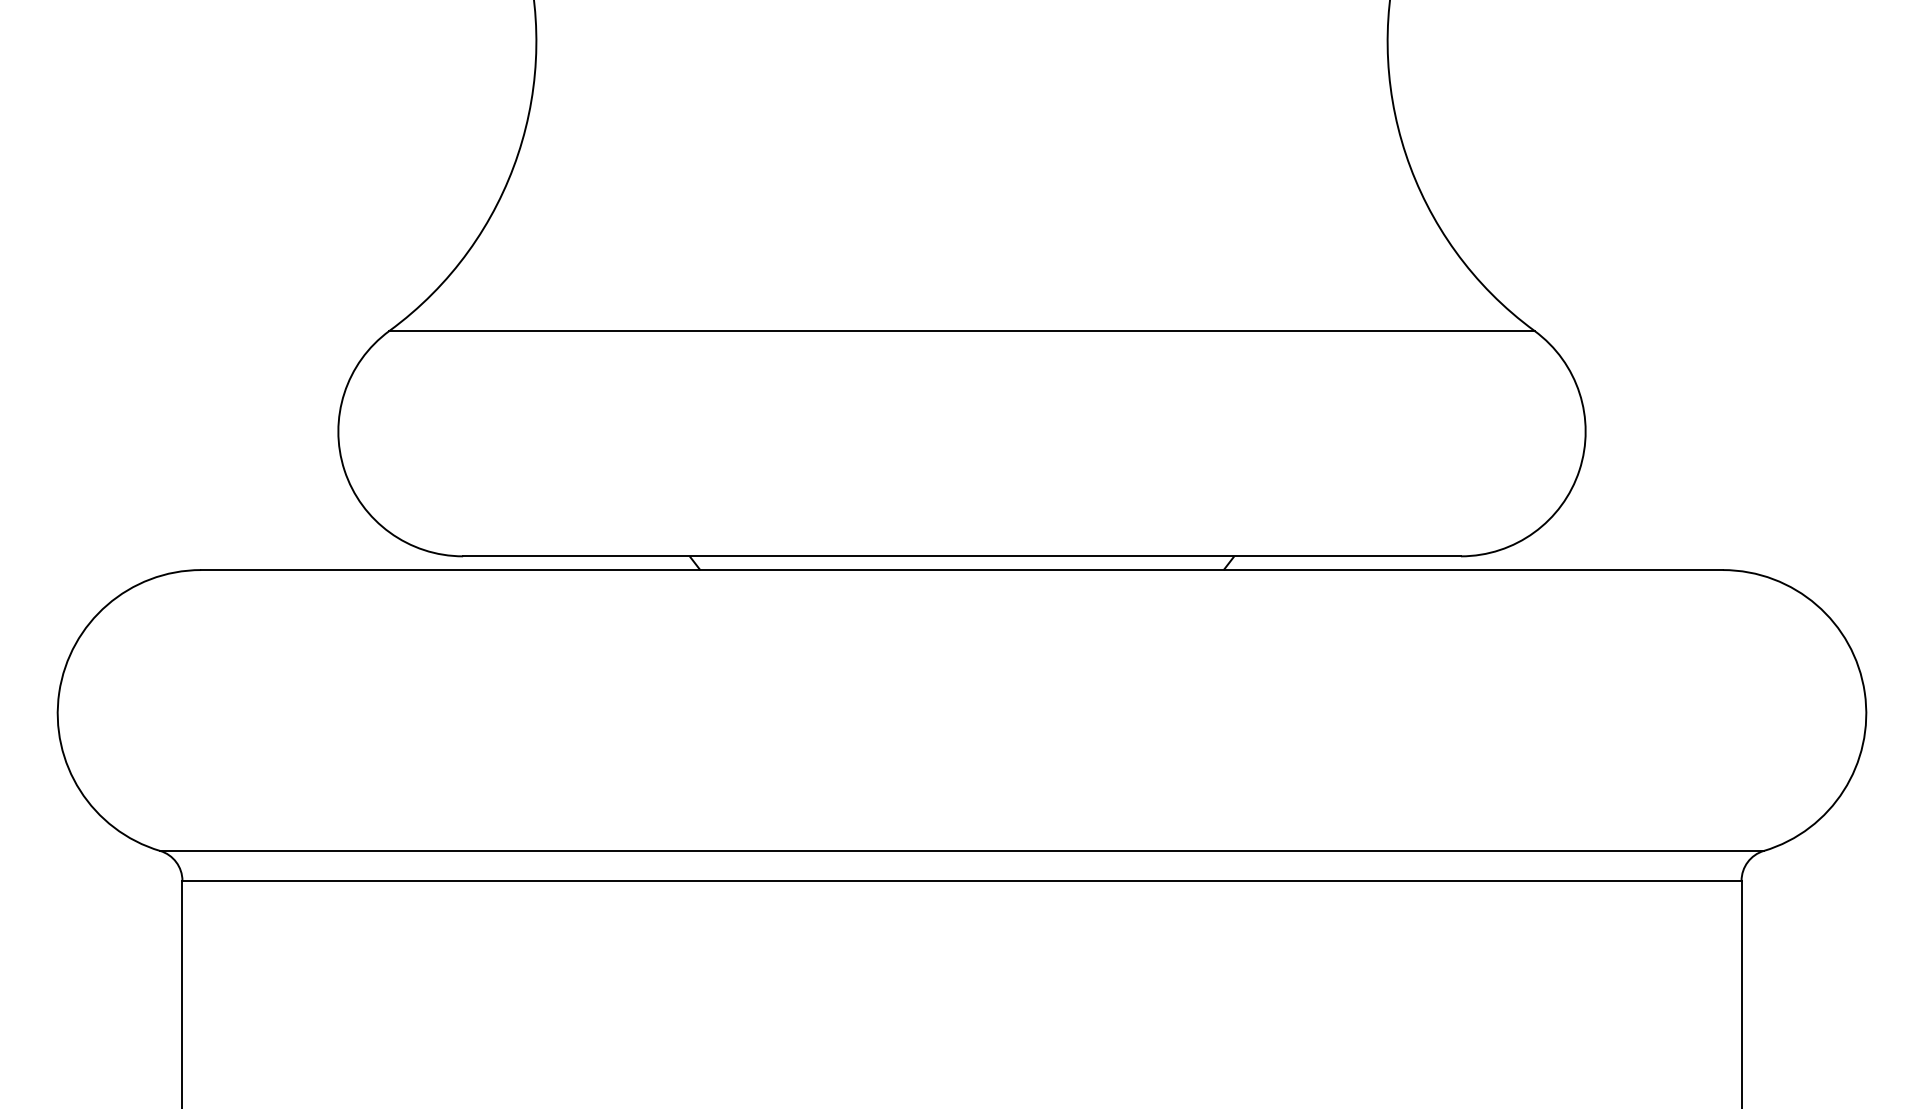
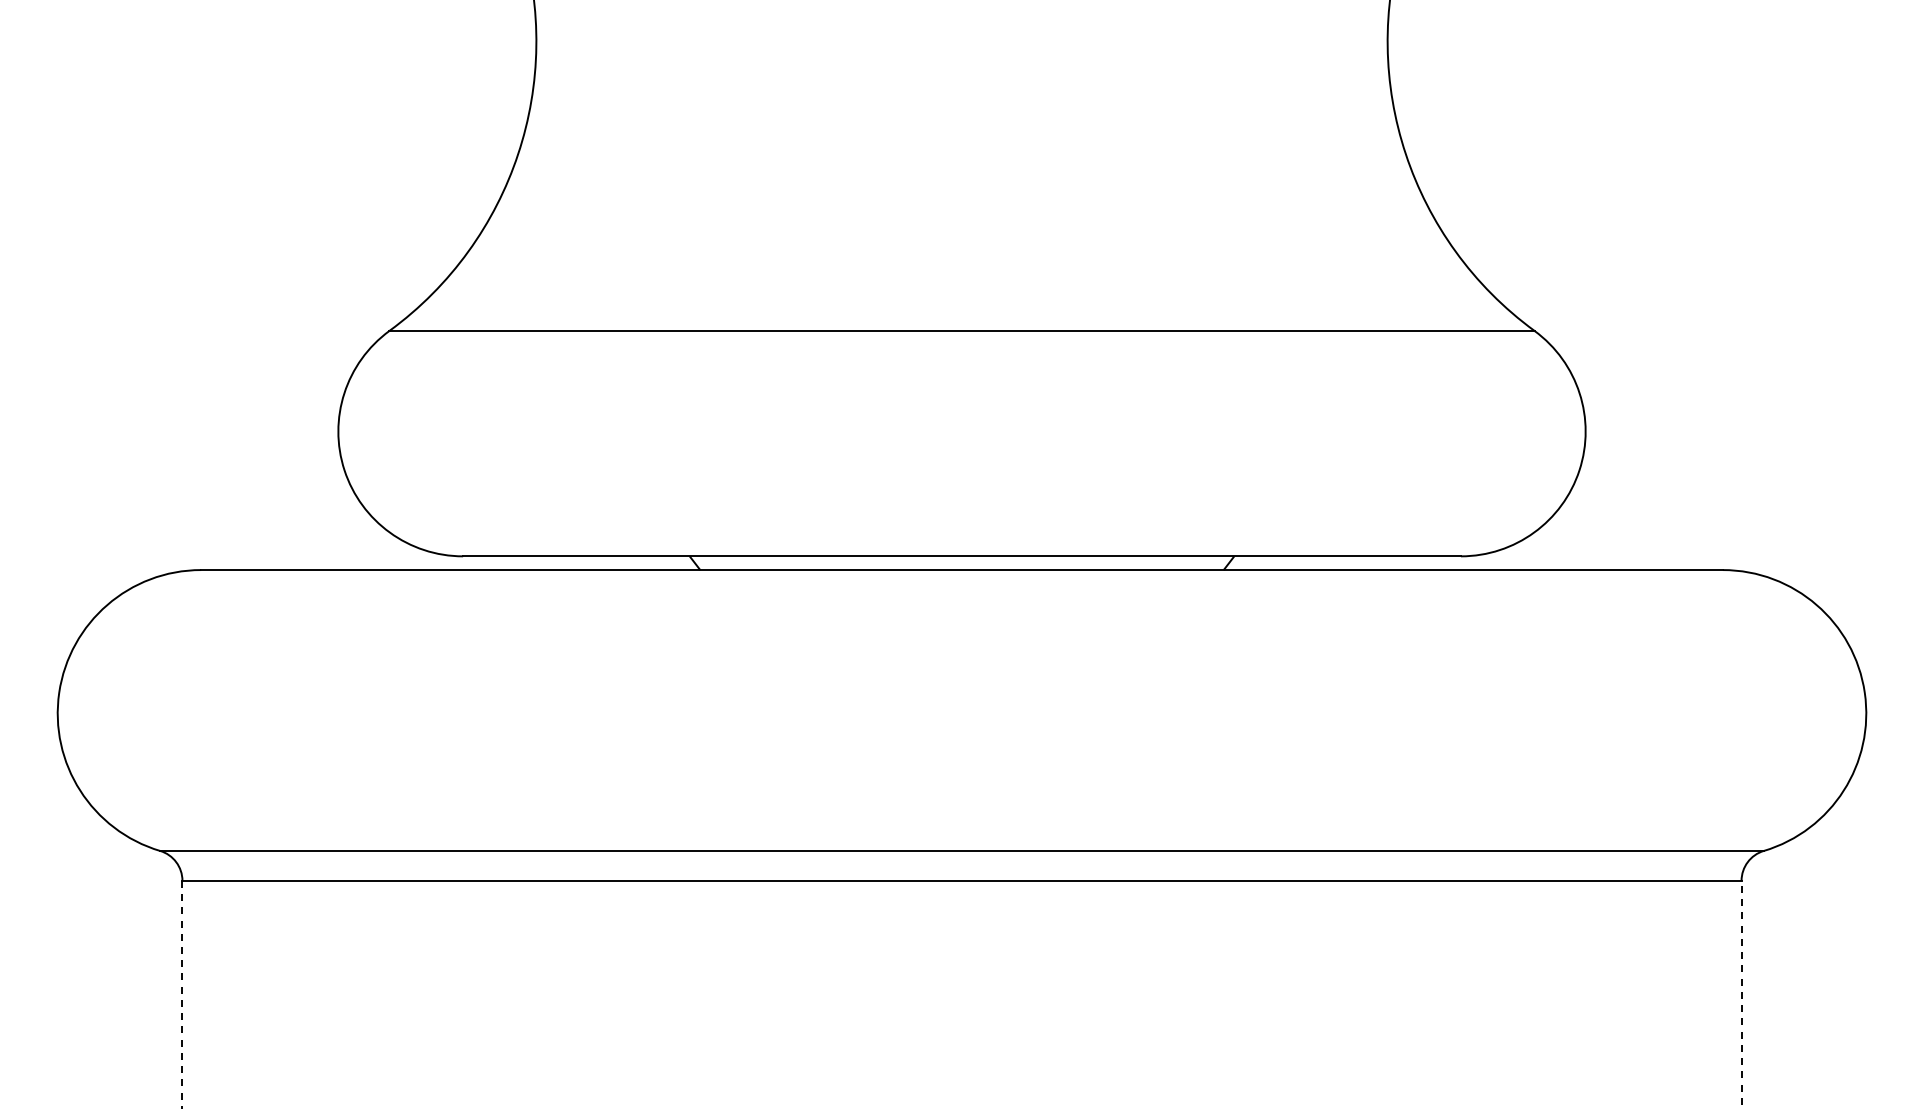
line: solid -> dashed (182, 994)
line: solid -> dashed (1741, 994)
